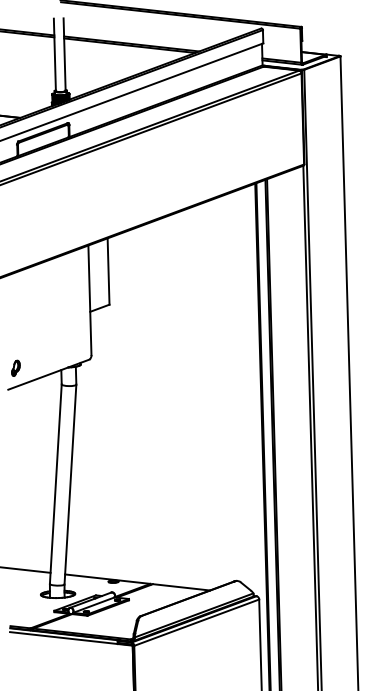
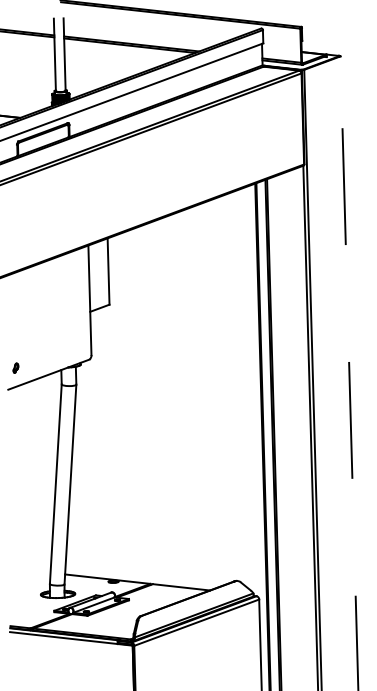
part size: 10x18 px -> 8x12 px (15, 367)
line: solid -> dashed (349, 373)
line: present -> none (26, 569)
